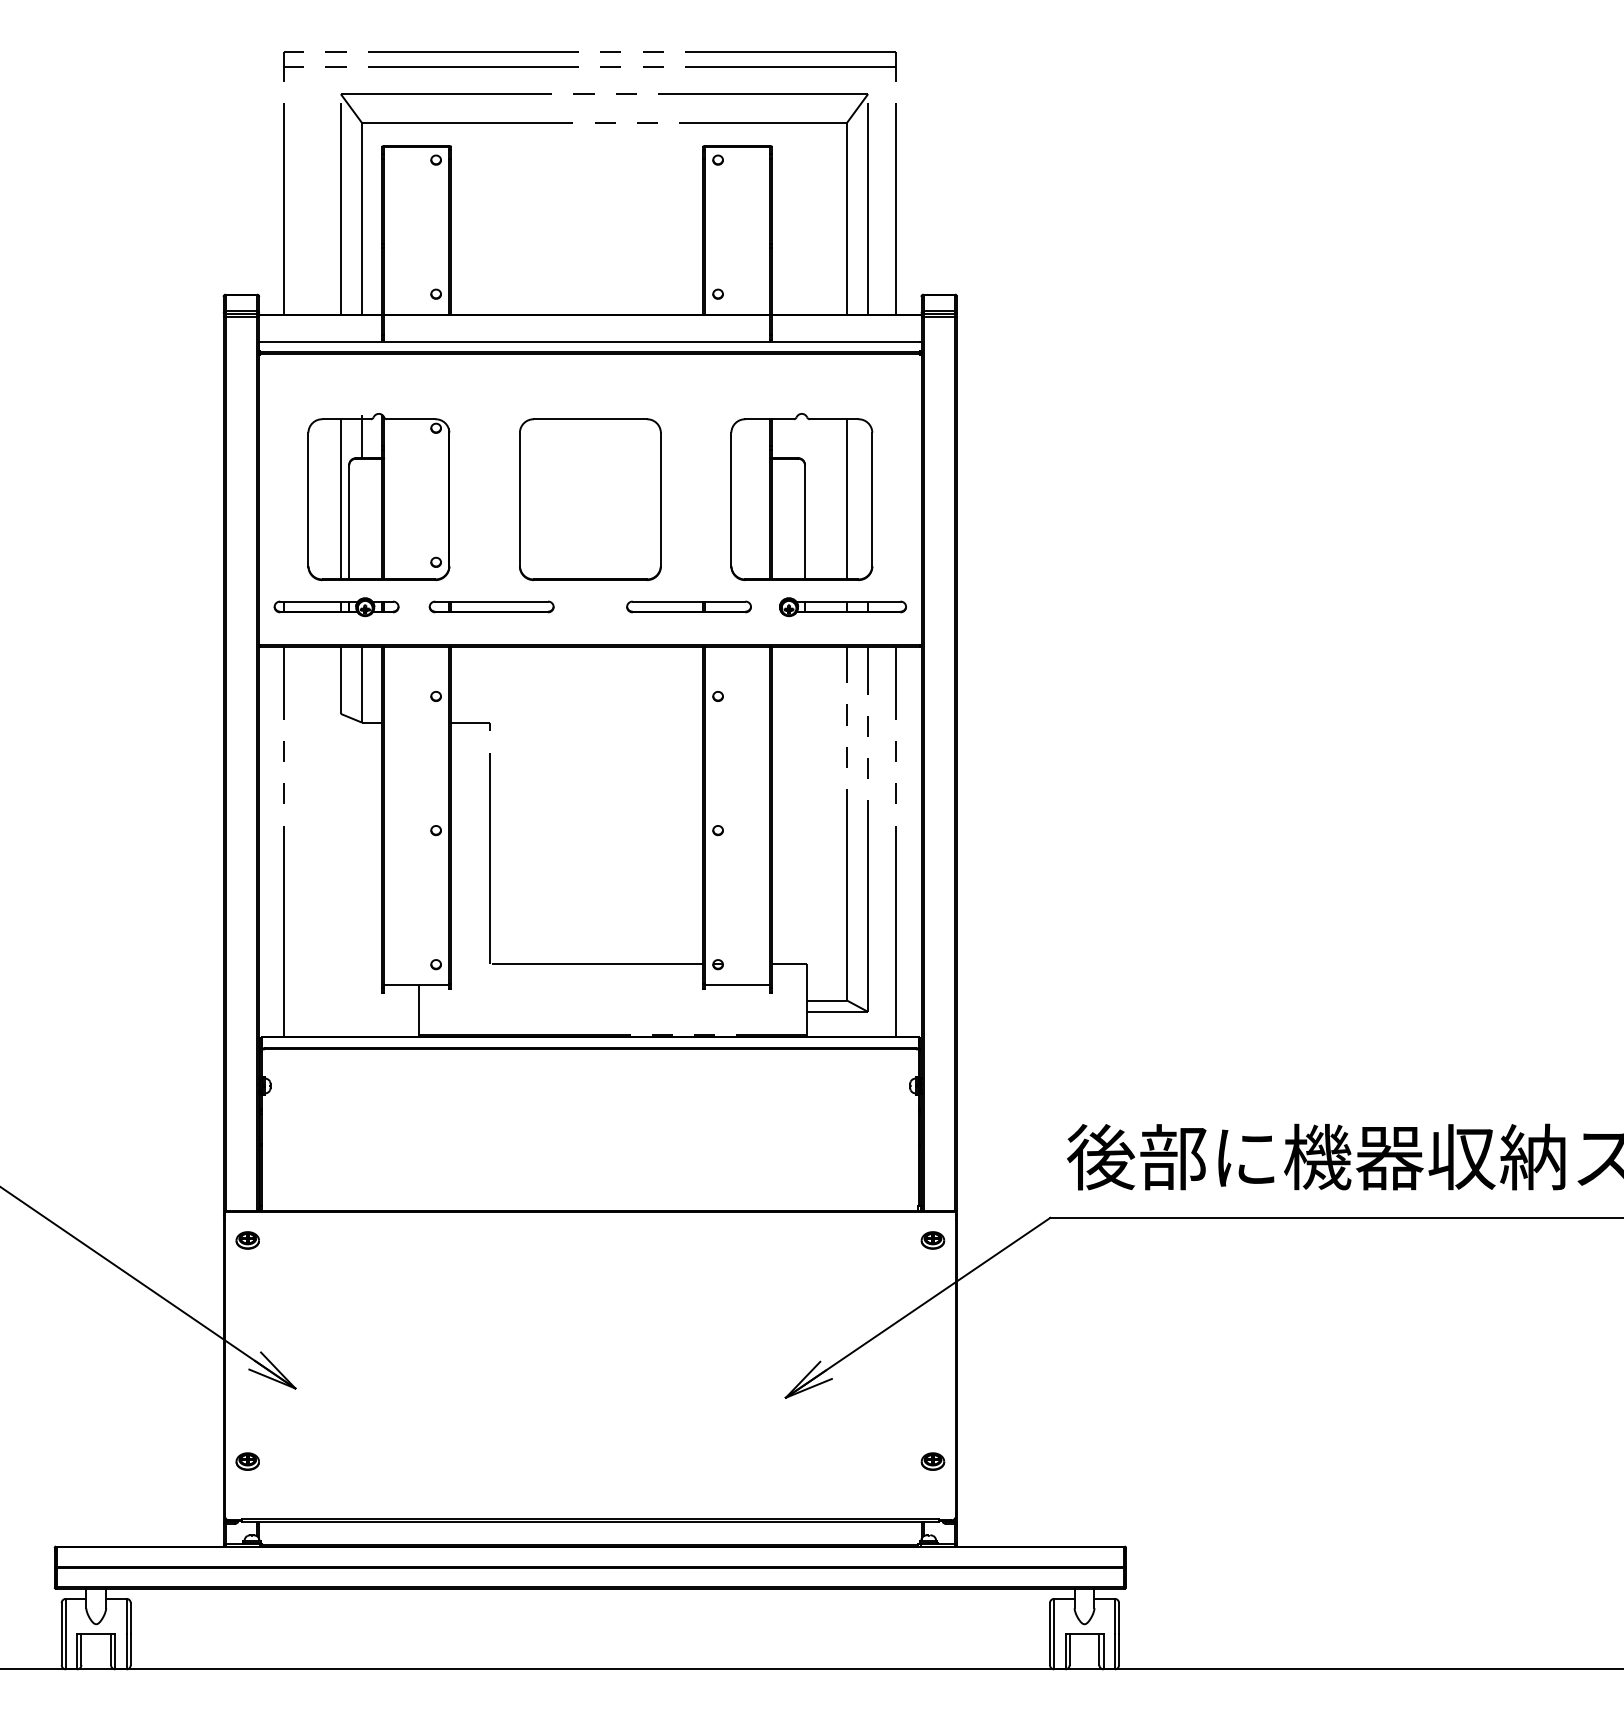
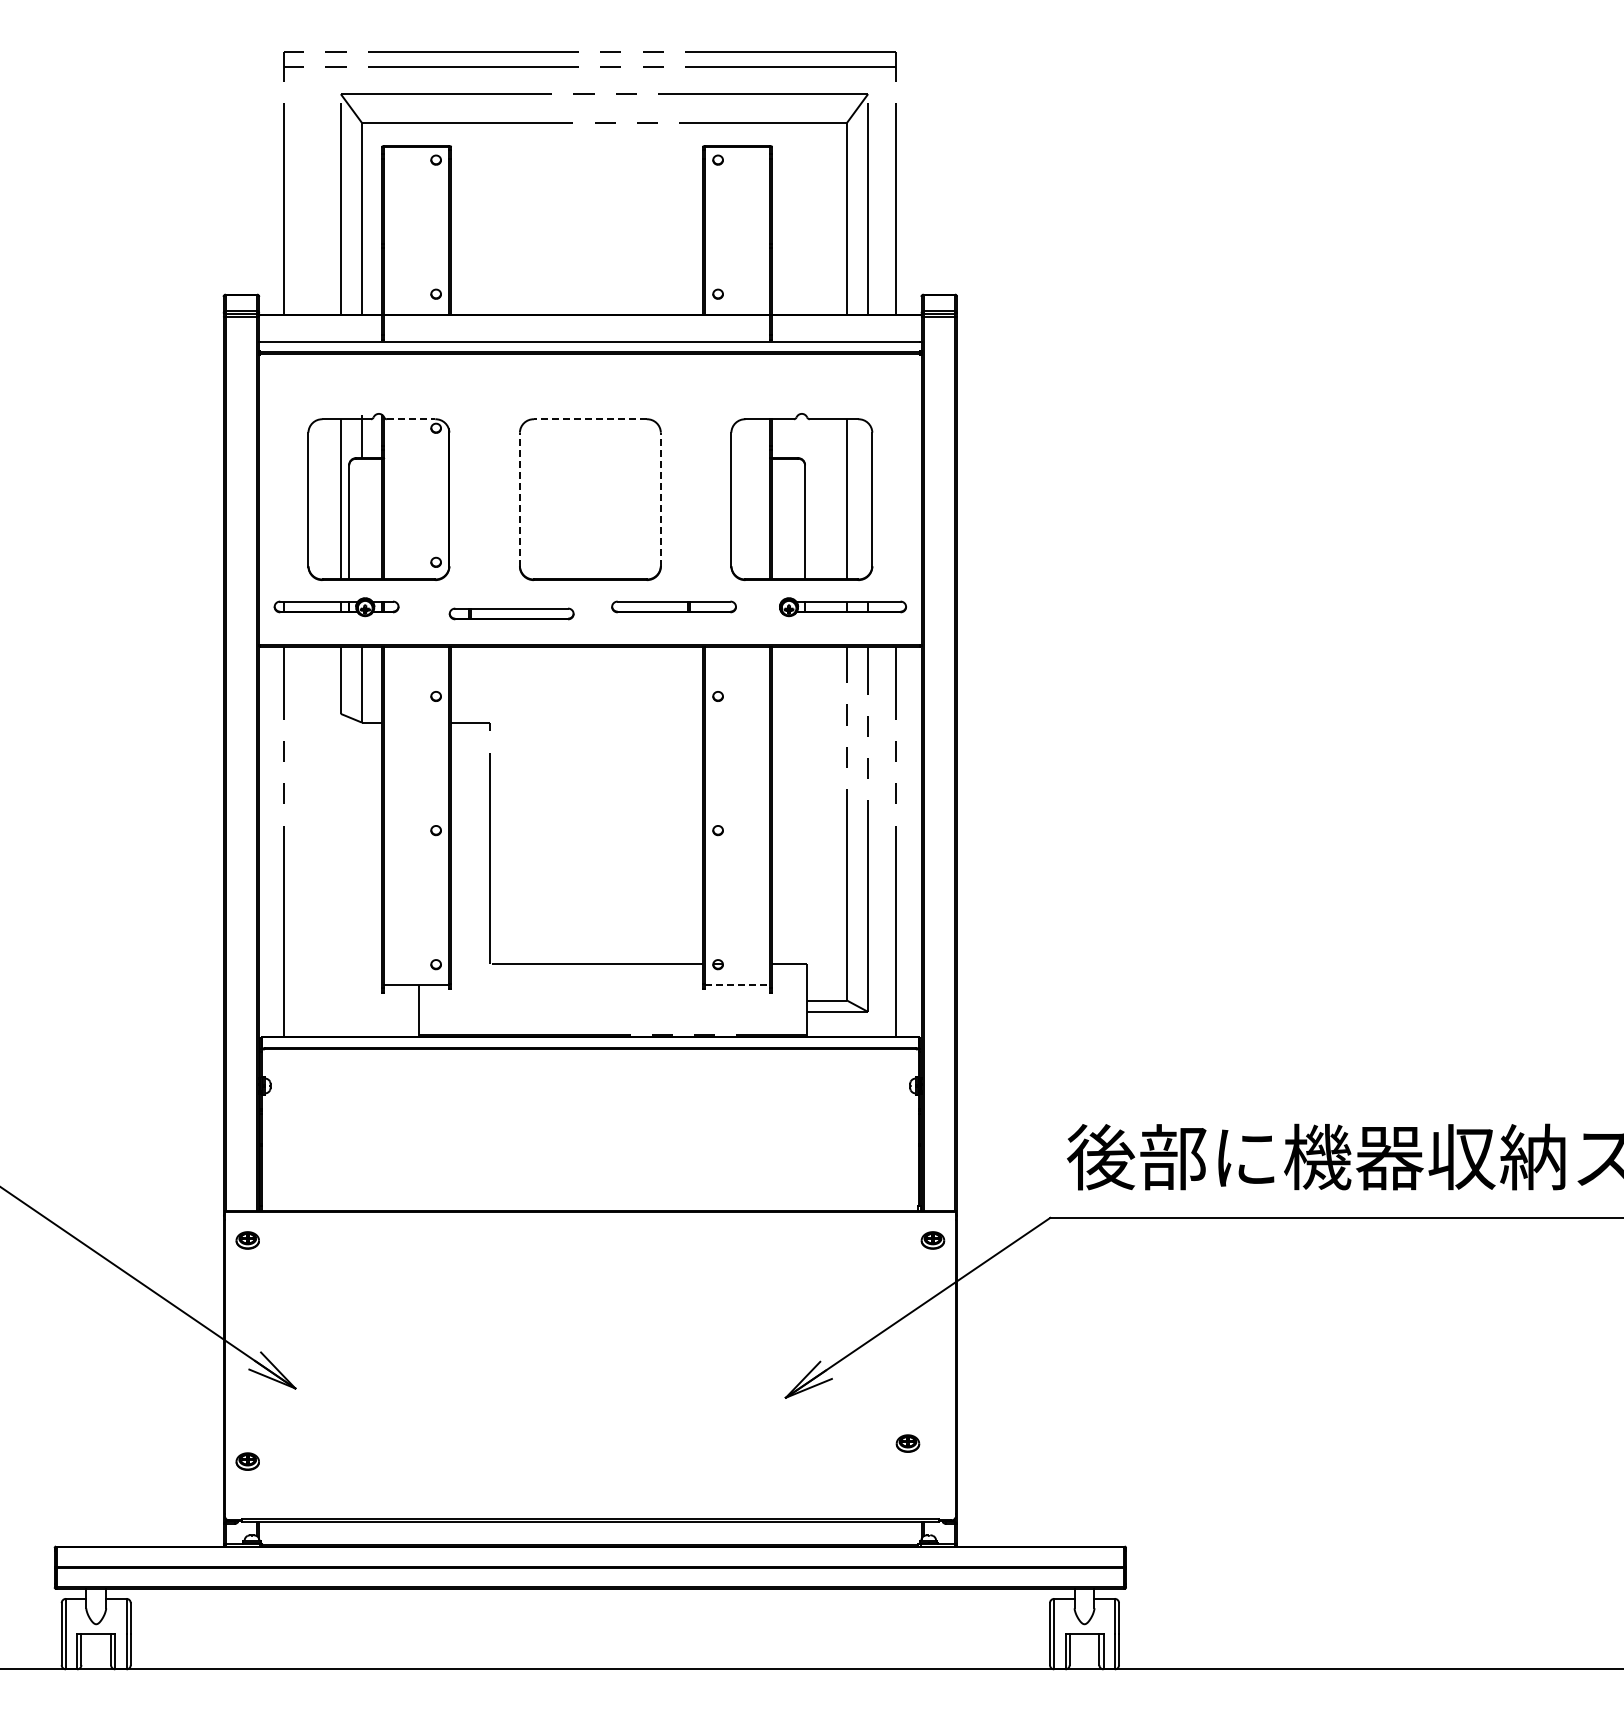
line: solid -> dashed (411, 419)
line: solid -> dashed (589, 419)
line: solid -> dashed (519, 499)
line: solid -> dashed (660, 499)
part position: (491, 606) -> (511, 613) (511, 613)
part position: (688, 606) -> (673, 606) (673, 606)
line: solid -> dashed (738, 984)
part position: (932, 1461) -> (907, 1443) (907, 1443)
